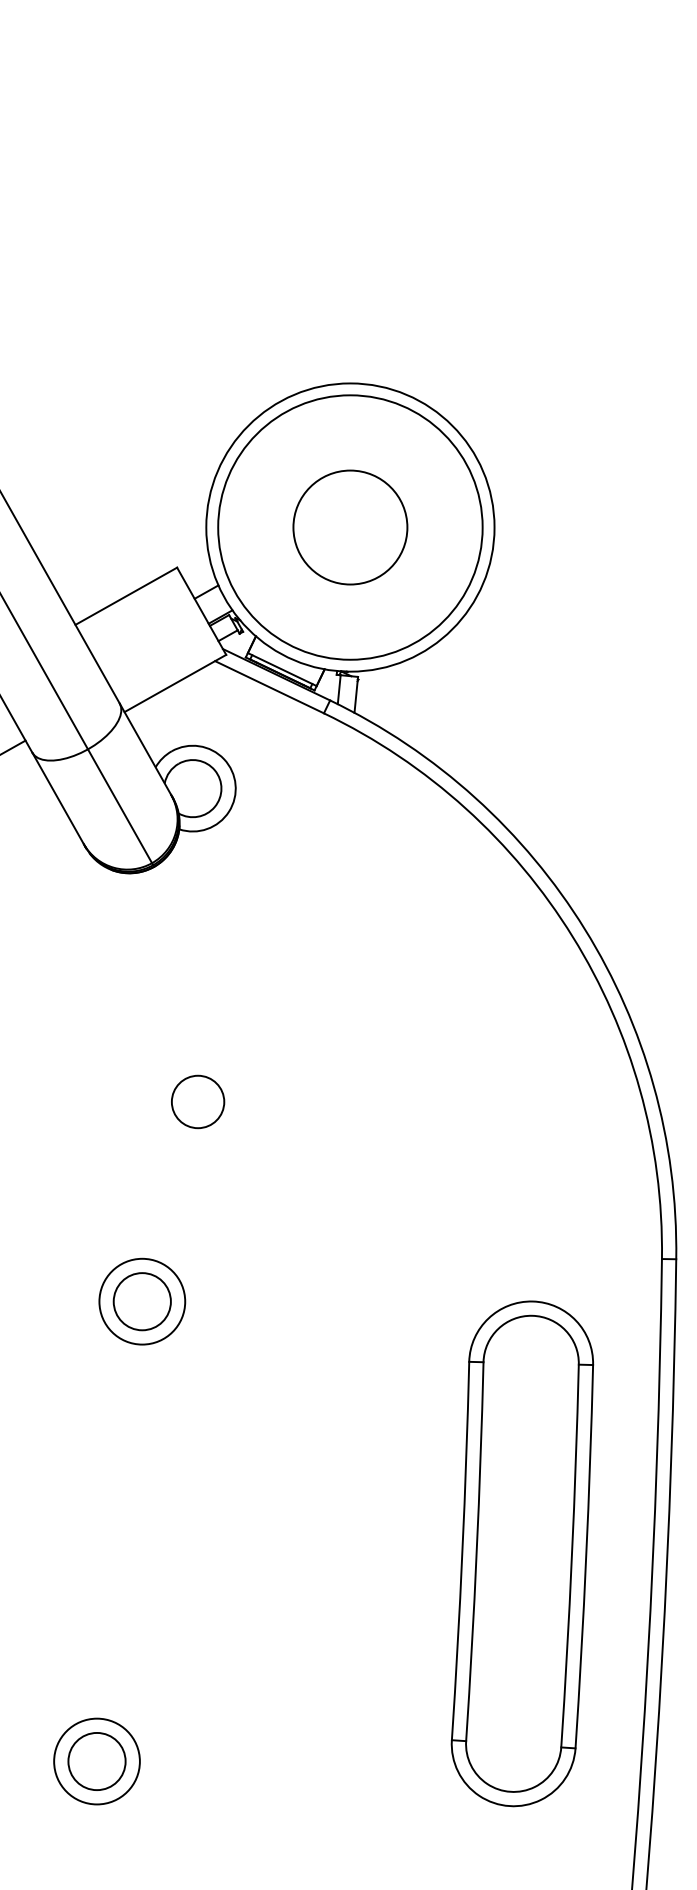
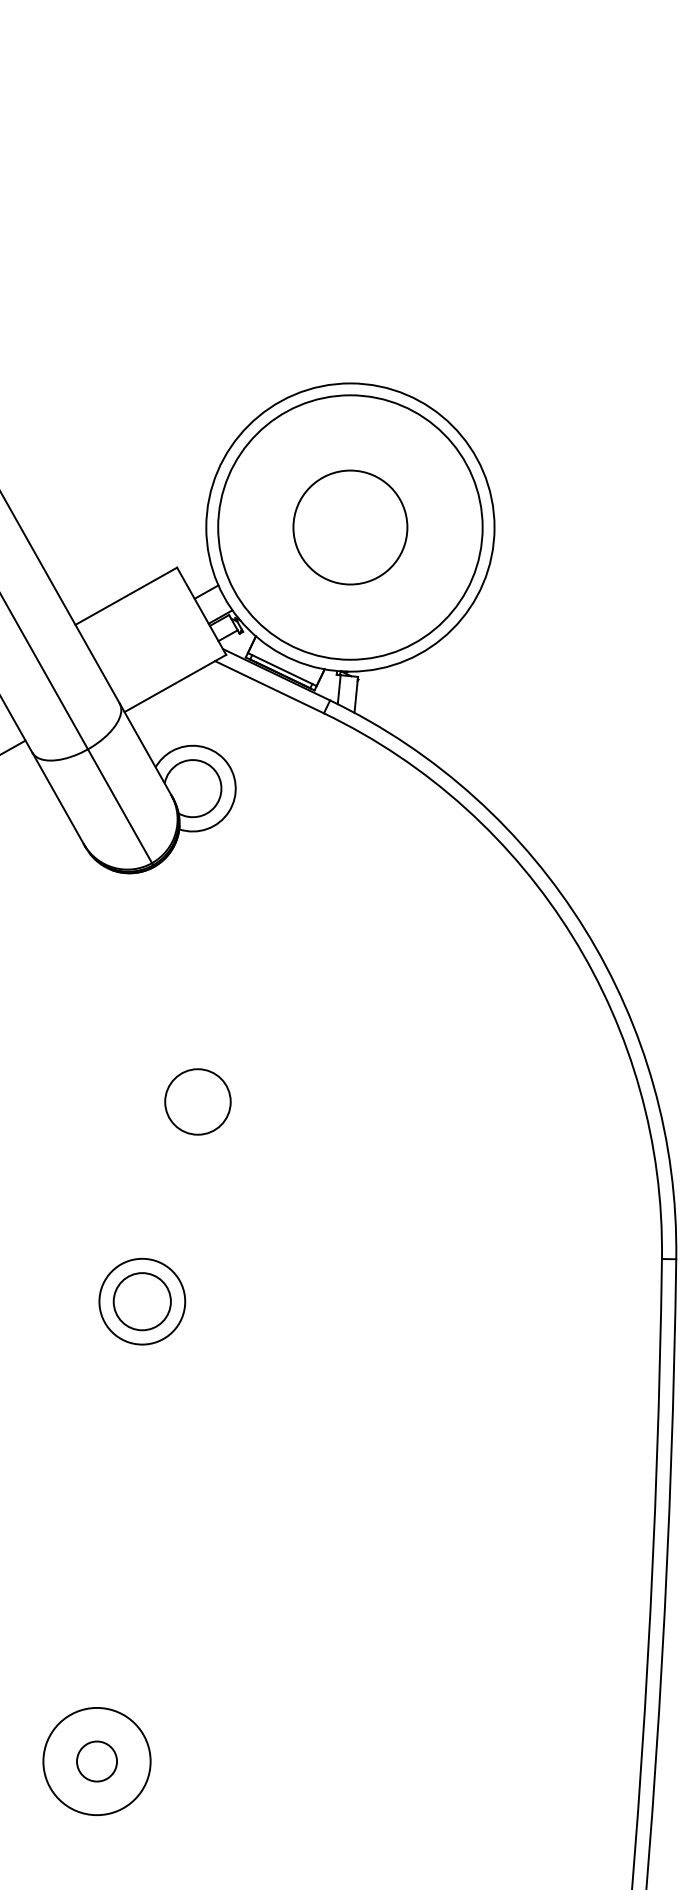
circle size: 55x56 px -> 68x68 px (197, 1101)
part: present -> none (522, 1553)
circle diameter: 57 px -> 40 px (97, 1761)
circle diameter: 86 px -> 107 px (96, 1761)
